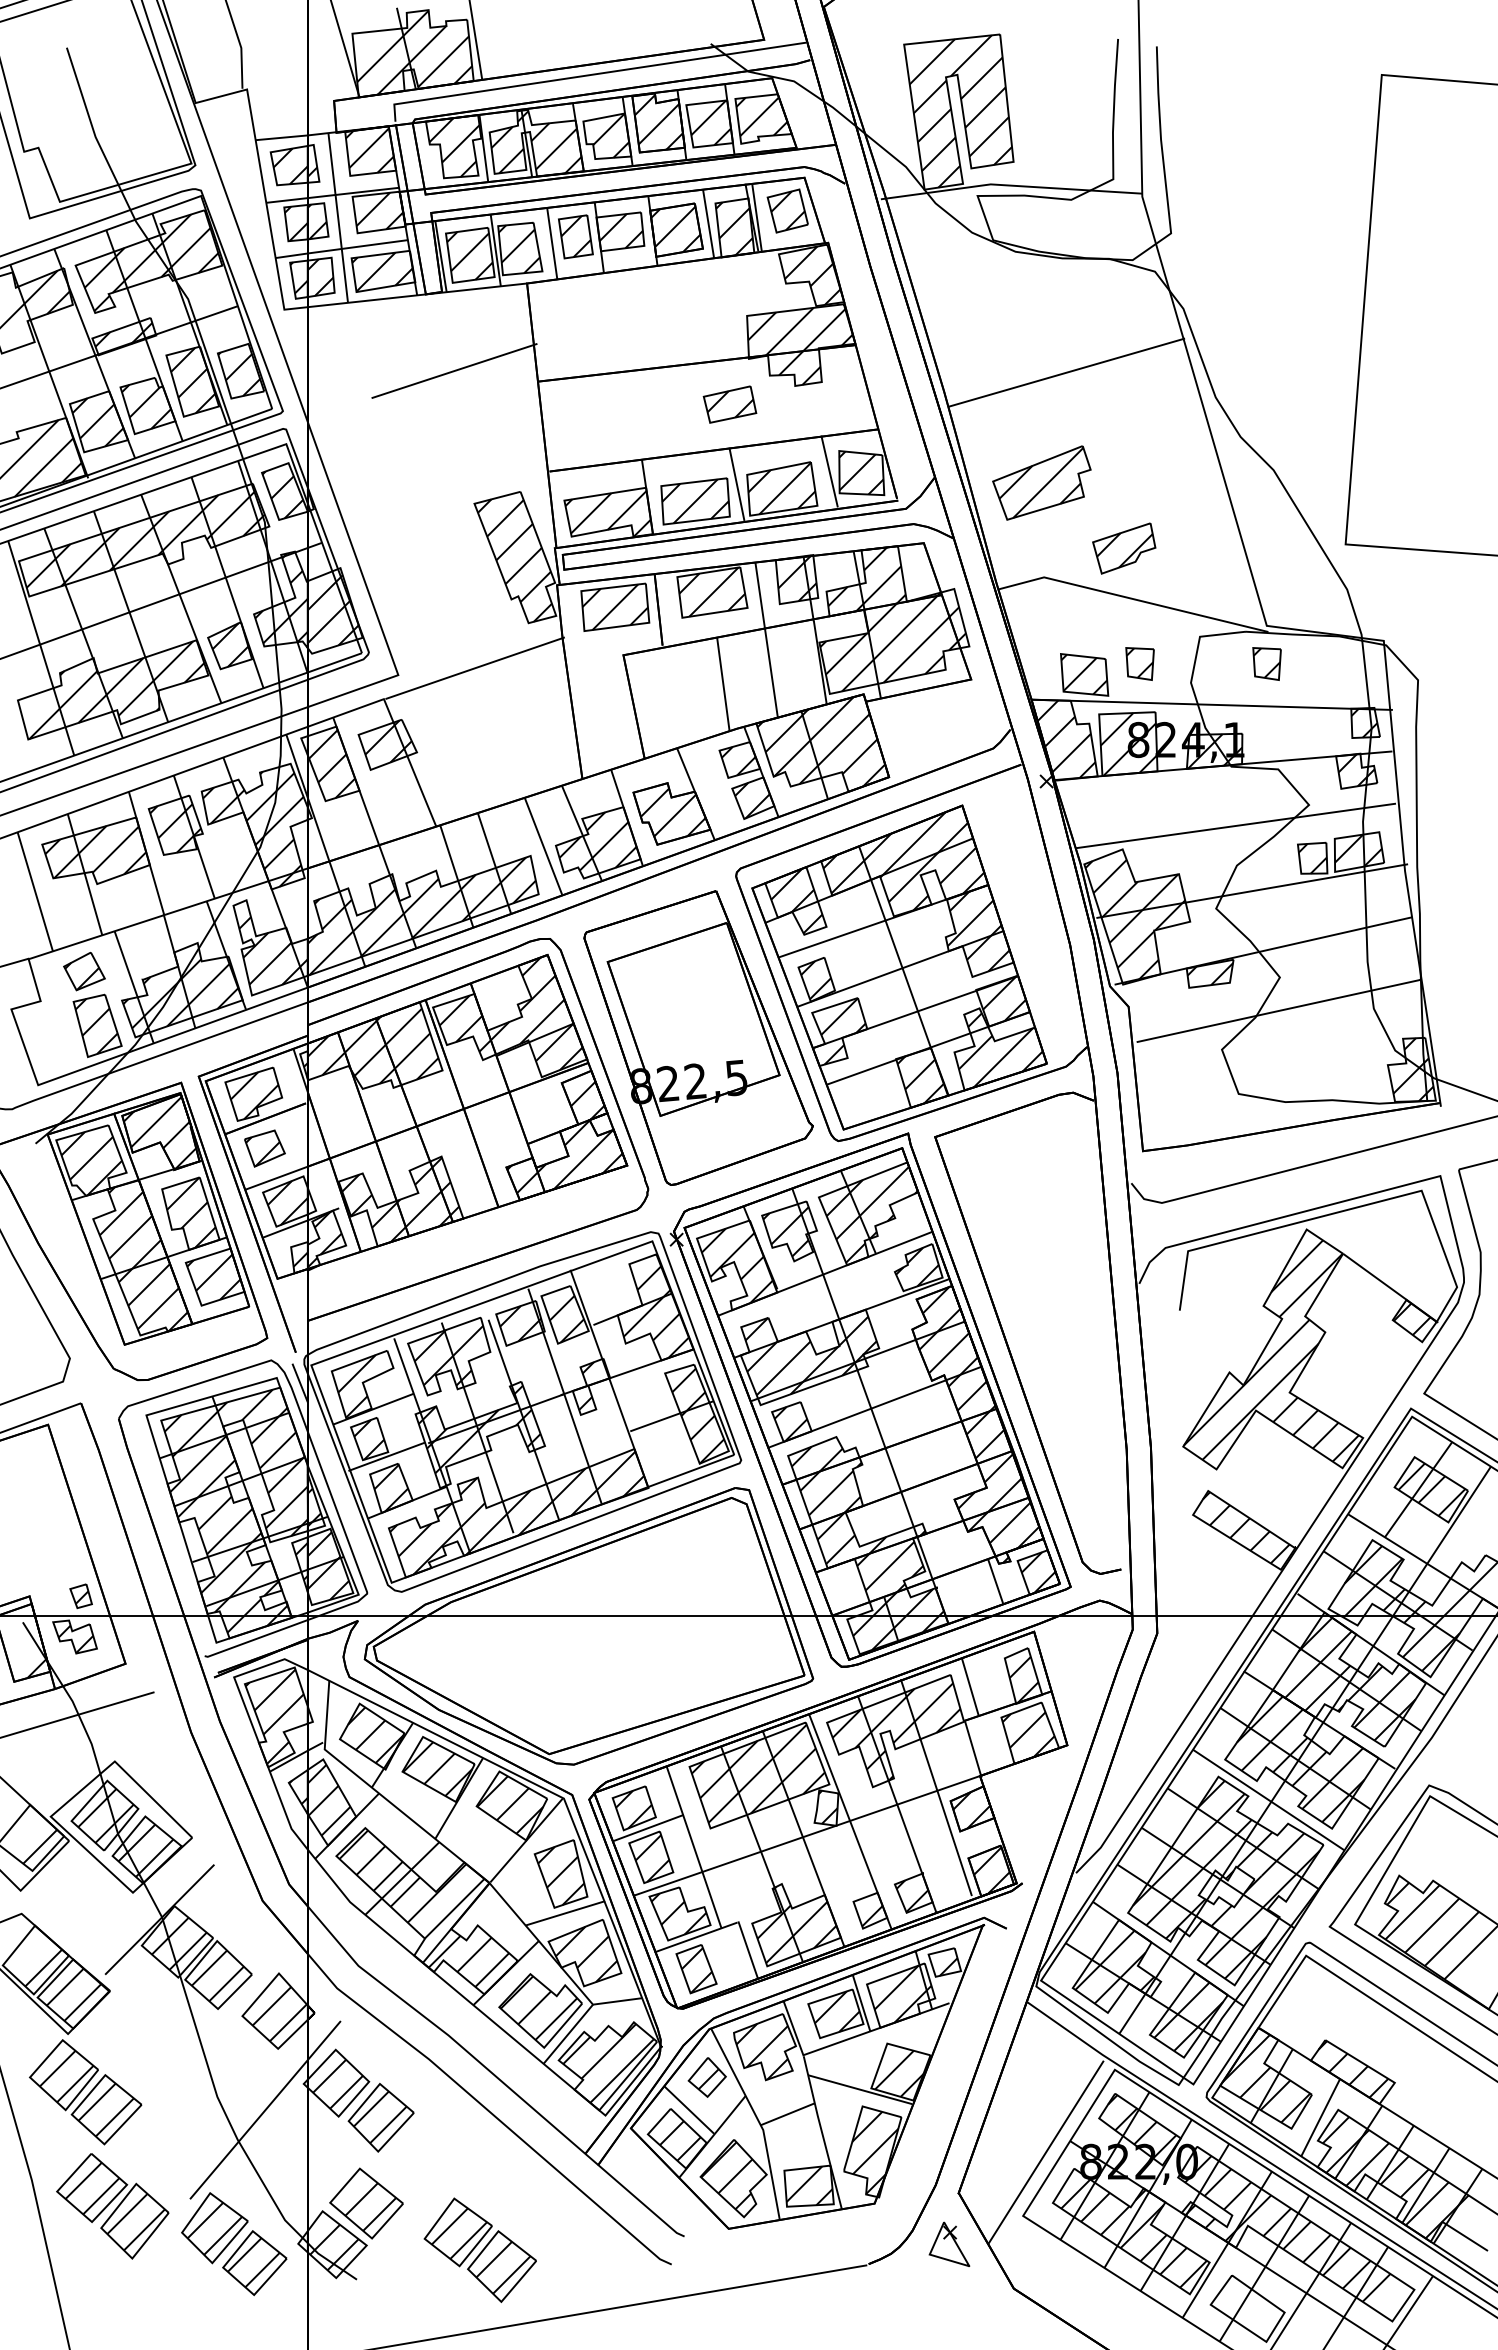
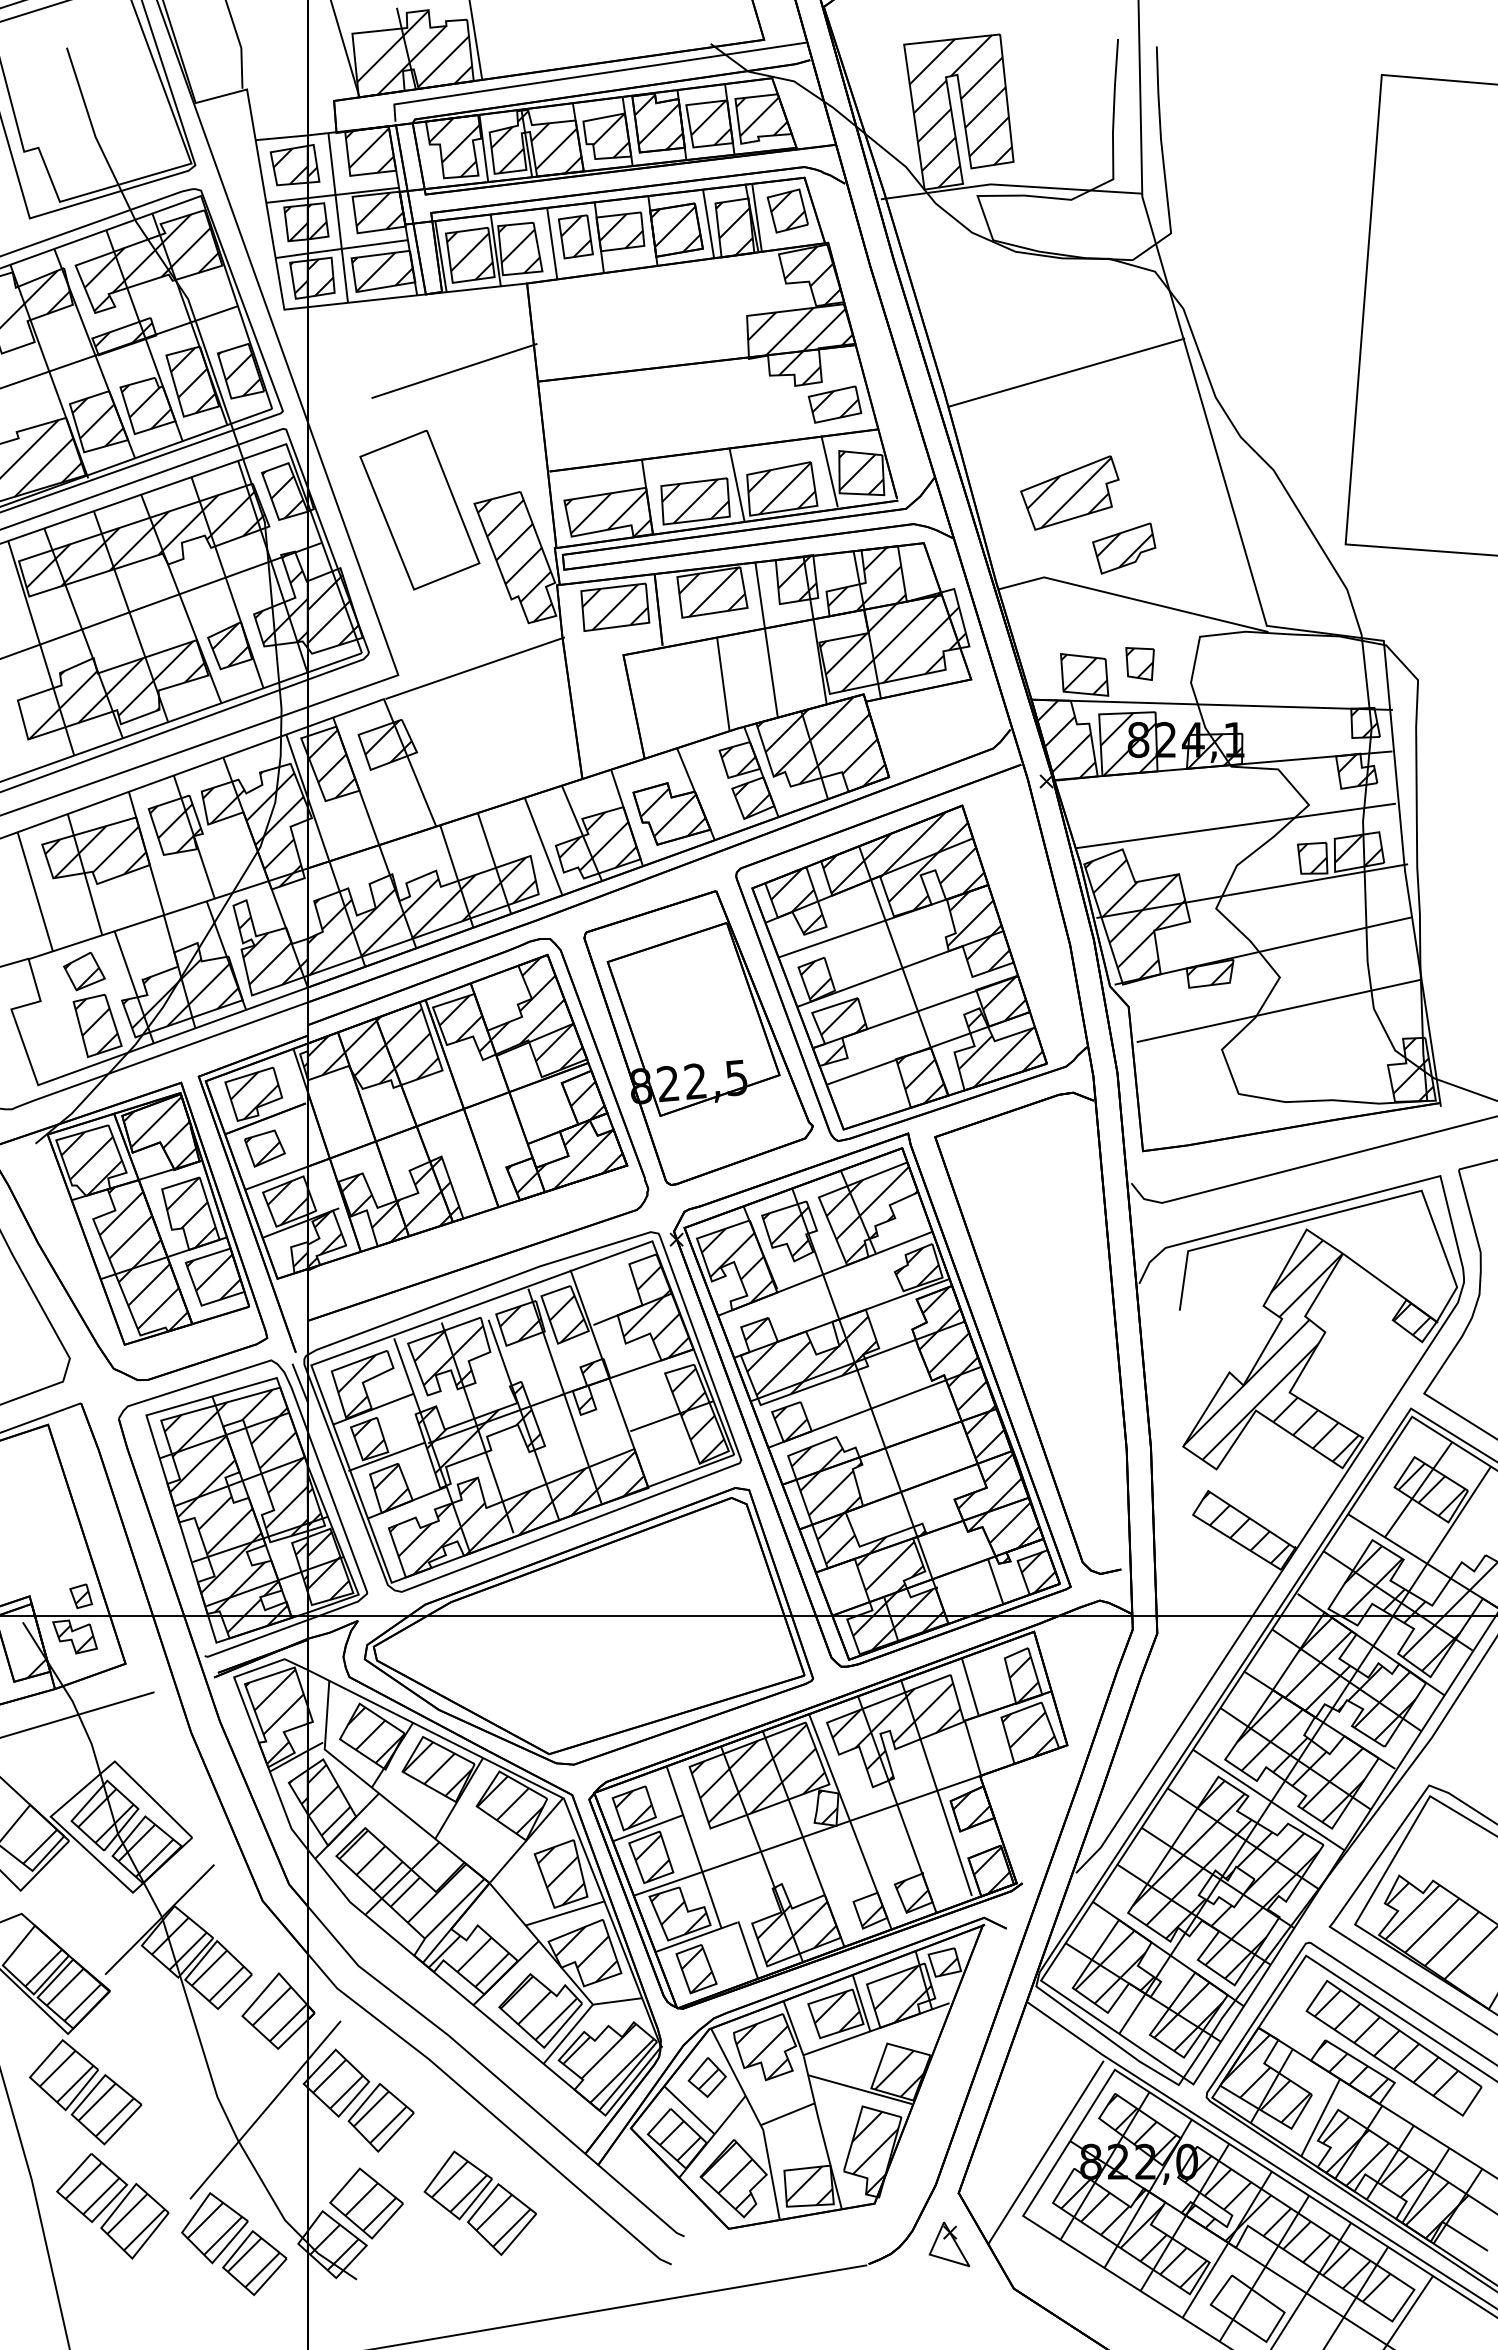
part position: (729, 404) -> (834, 404) (834, 404)
part position: (1041, 482) -> (1069, 492) (1069, 492)
part: none -> present (419, 509)
part: present -> none (1266, 663)
part: none -> present (1393, 2048)
part position: (479, 2249) -> (479, 2202) (479, 2202)
